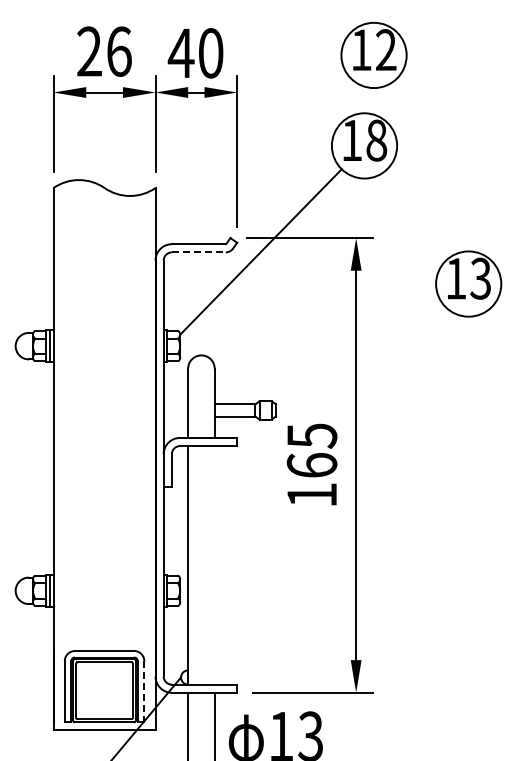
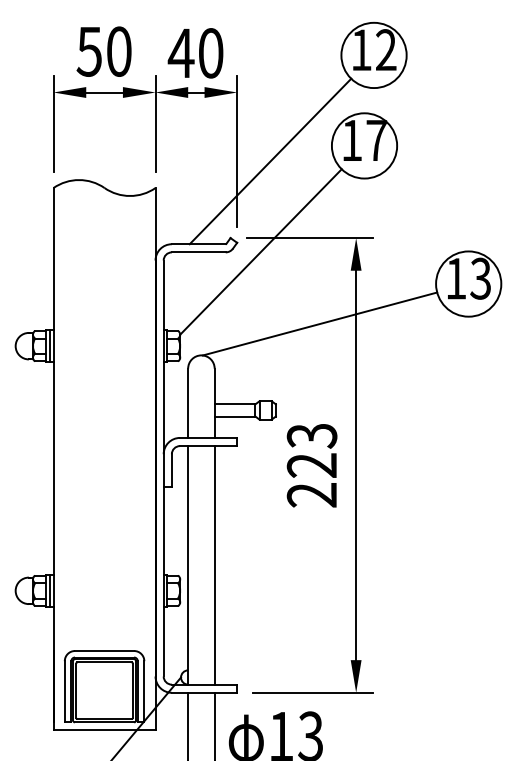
text: 26 -> 50 (103, 51)
text: 18 -> 17 (376, 140)
line: none -> present (270, 161)
line: dashed -> solid (198, 252)
line: none -> present (319, 323)
text: 165 -> 223 (311, 465)
line: none -> present (214, 565)
line: dashed -> solid (144, 691)
